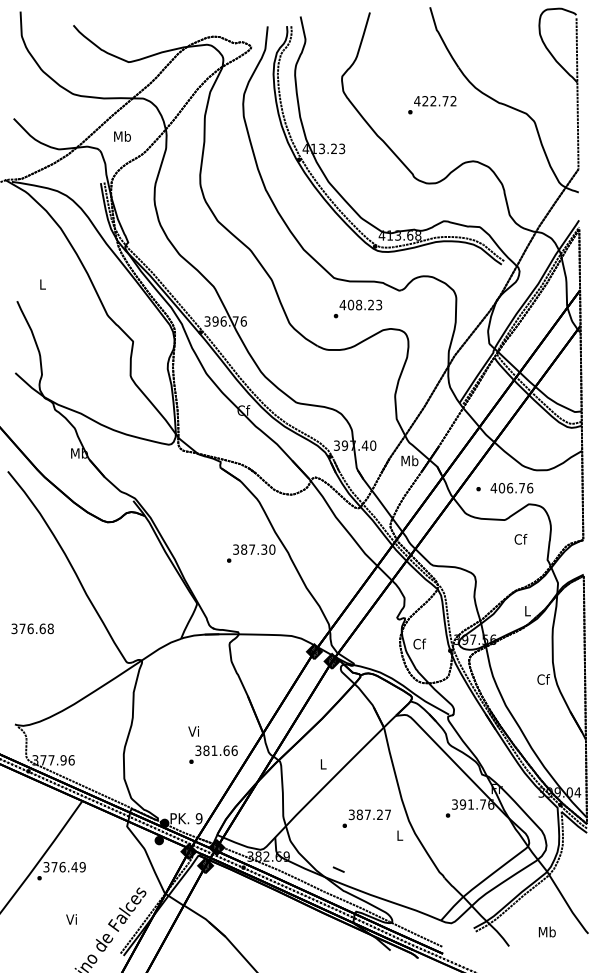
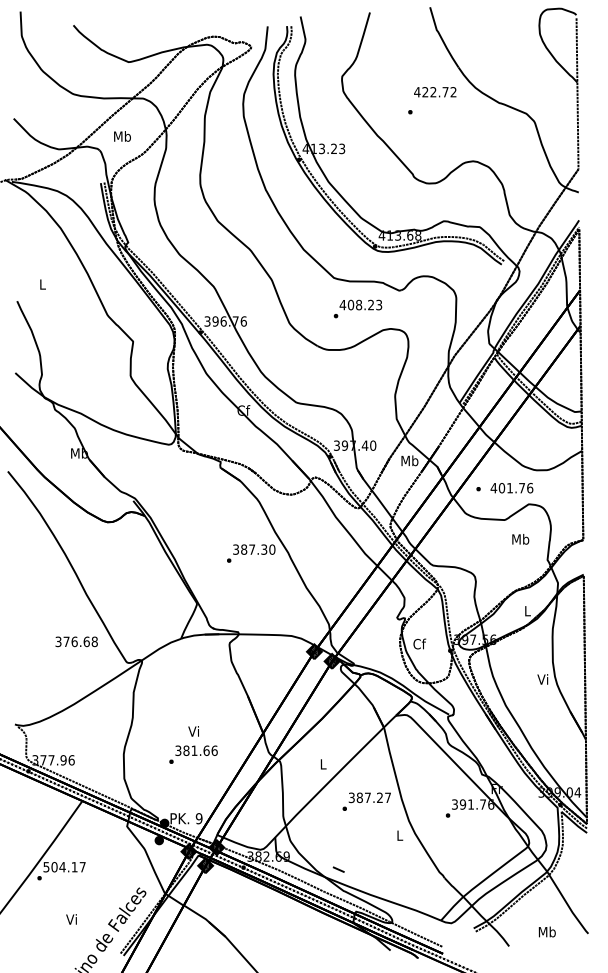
text position: (435, 101) -> (435, 92) (435, 92)
text: 406.76 -> 401.76 (510, 487)
text: Cf -> Mb (520, 539)
text position: (32, 628) -> (76, 641) (76, 641)
text: Cf -> Vi (543, 679)
text position: (213, 754) -> (193, 754) (193, 754)
text position: (366, 818) -> (366, 801) (366, 801)
text: 376.49 -> 504.17 (64, 867)
